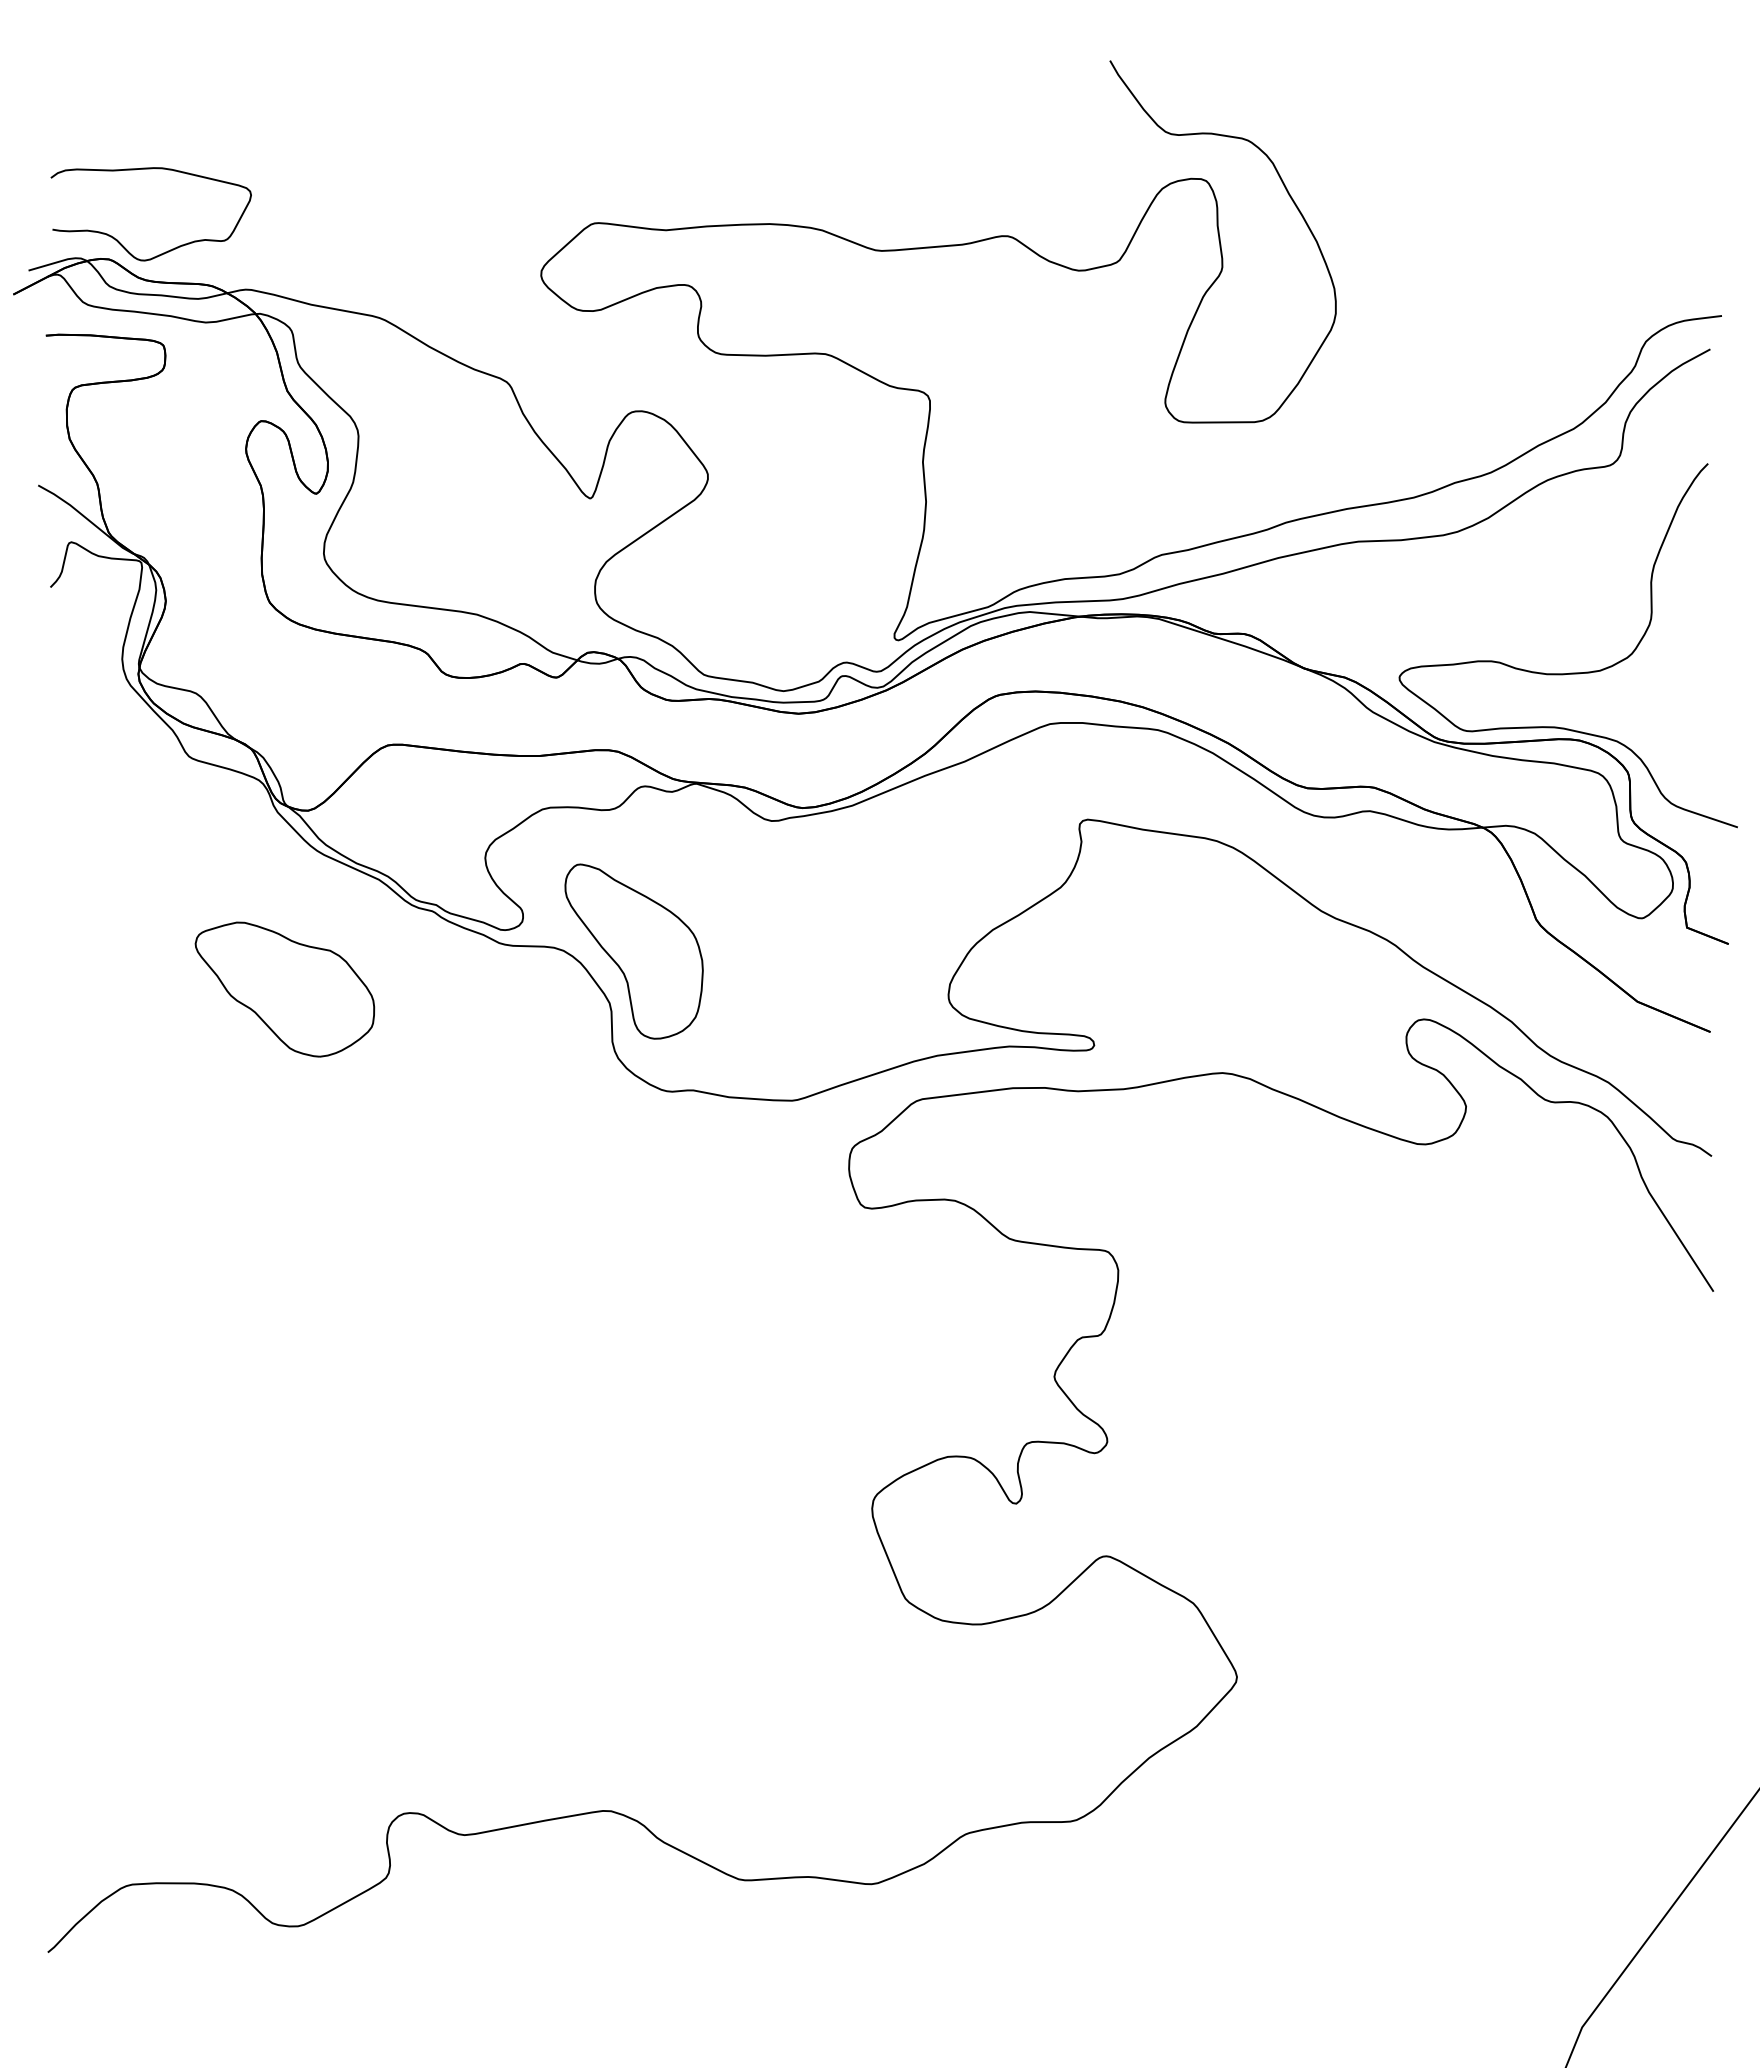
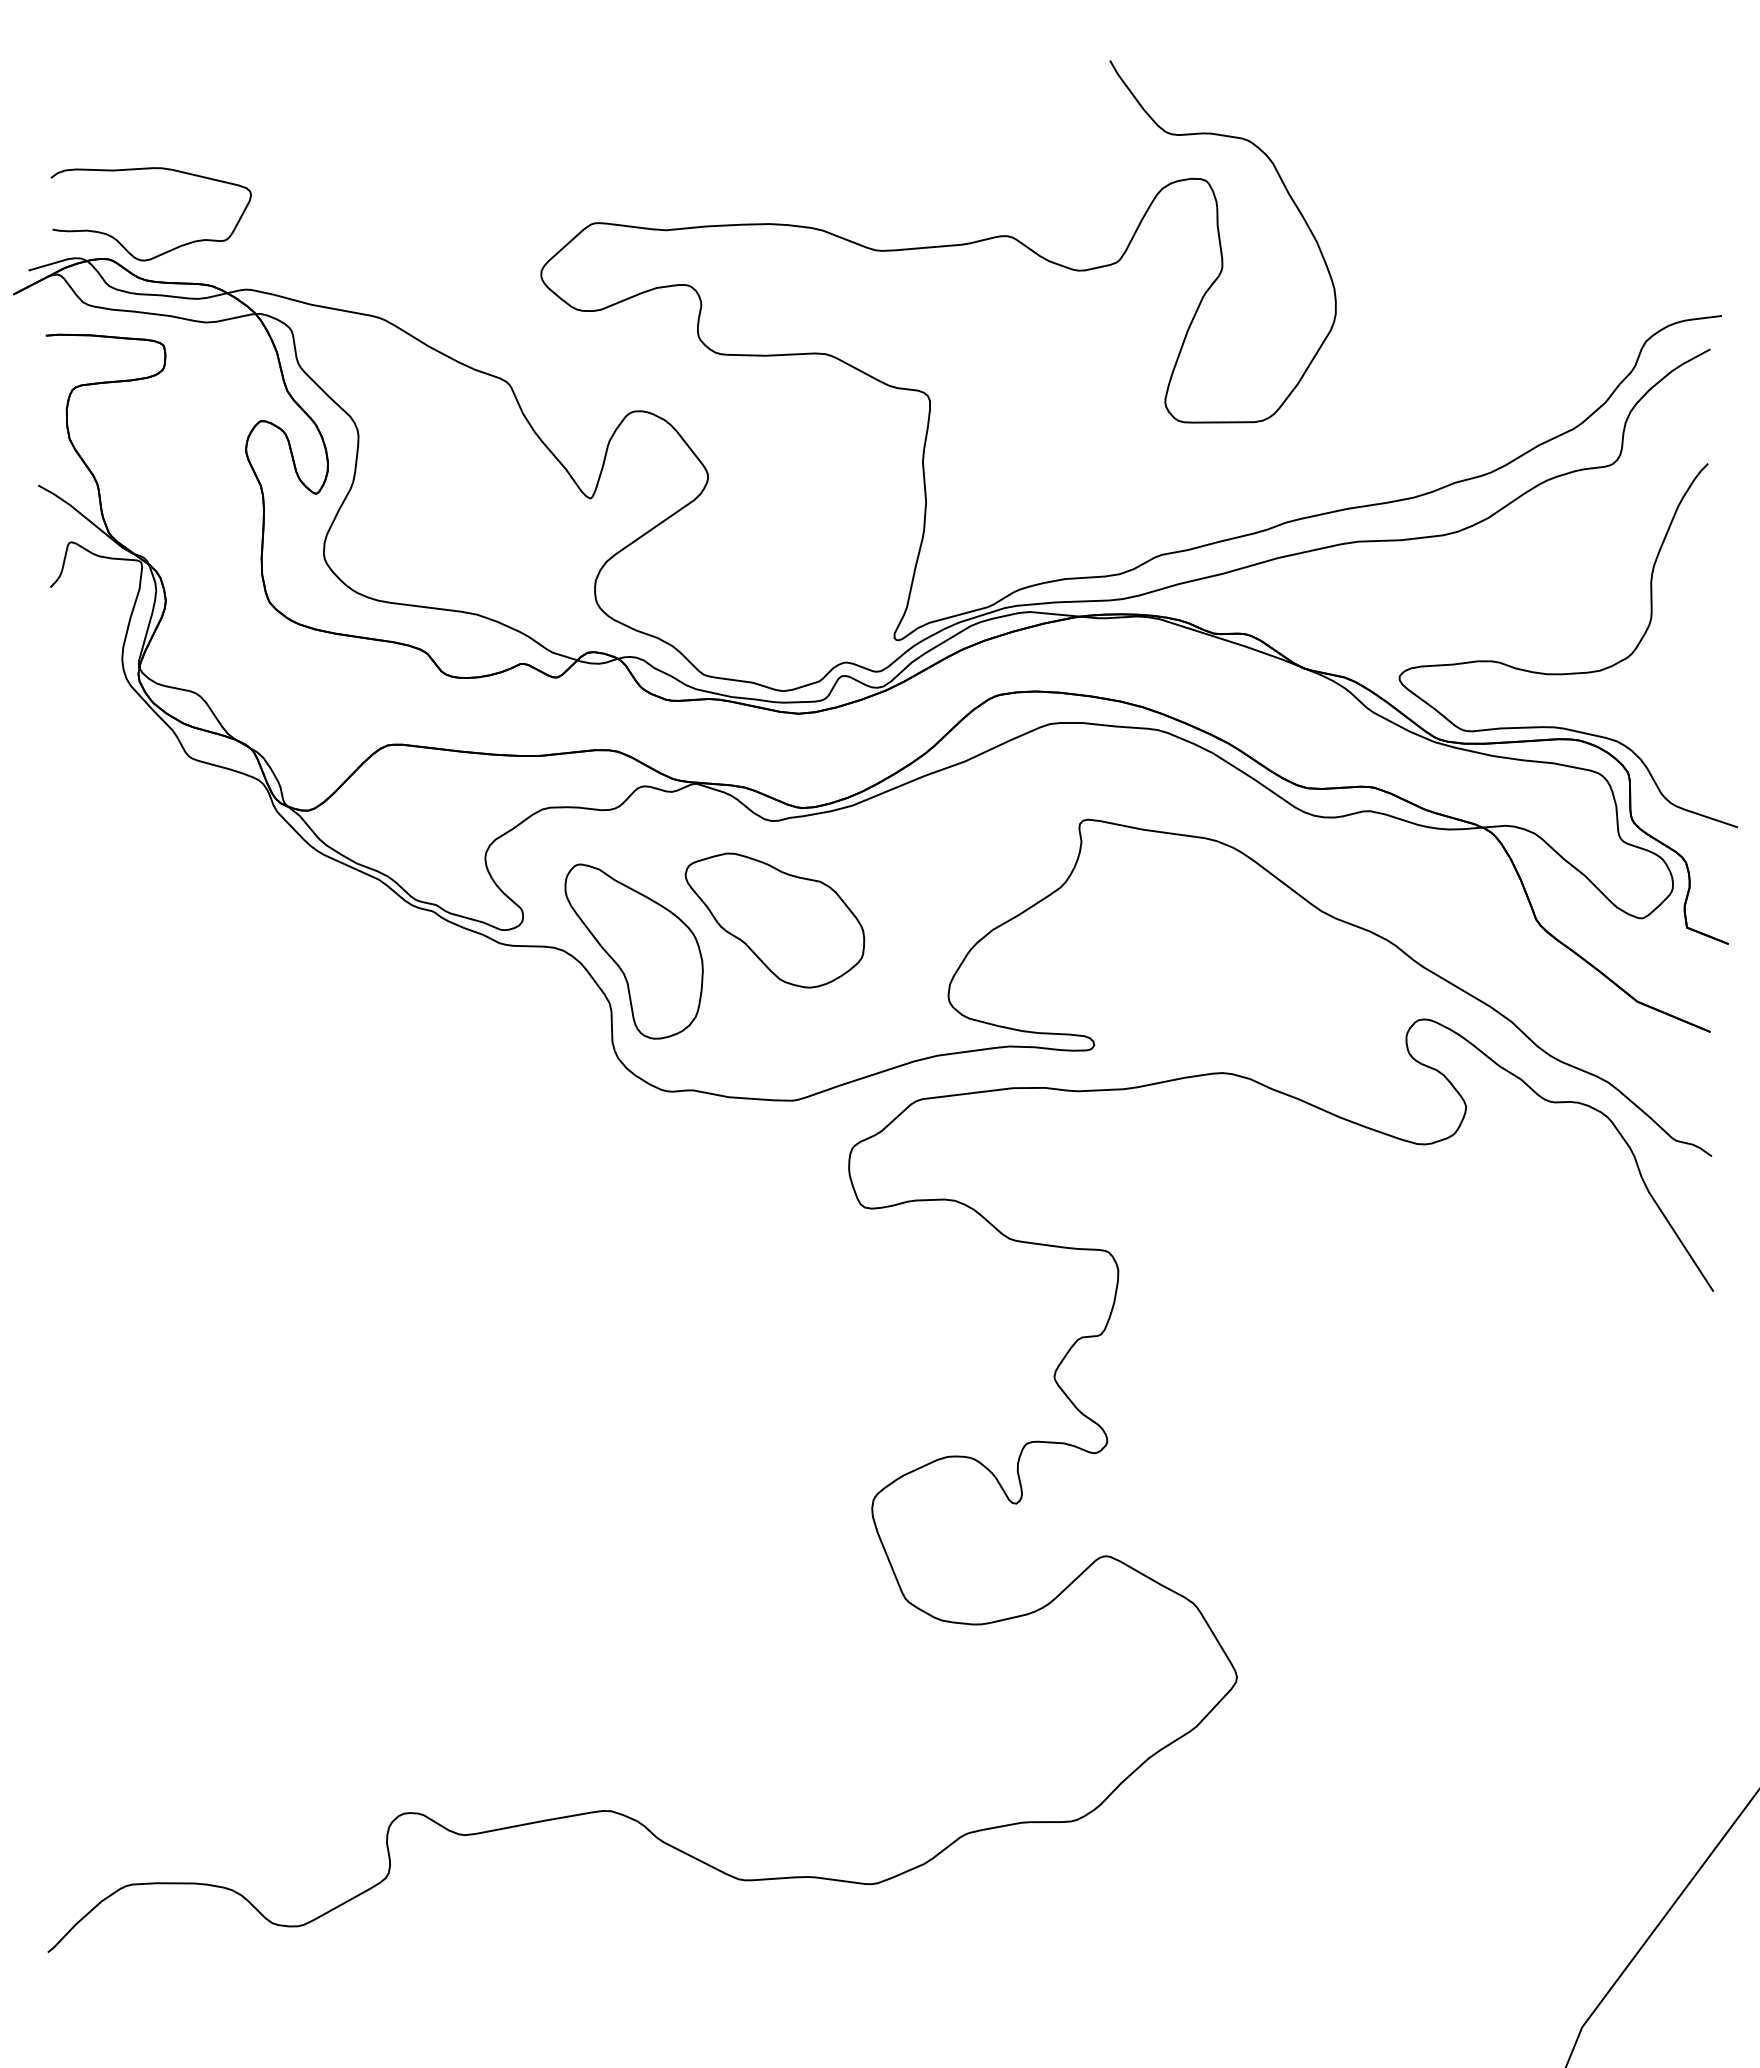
part position: (284, 989) -> (774, 920) (774, 920)
